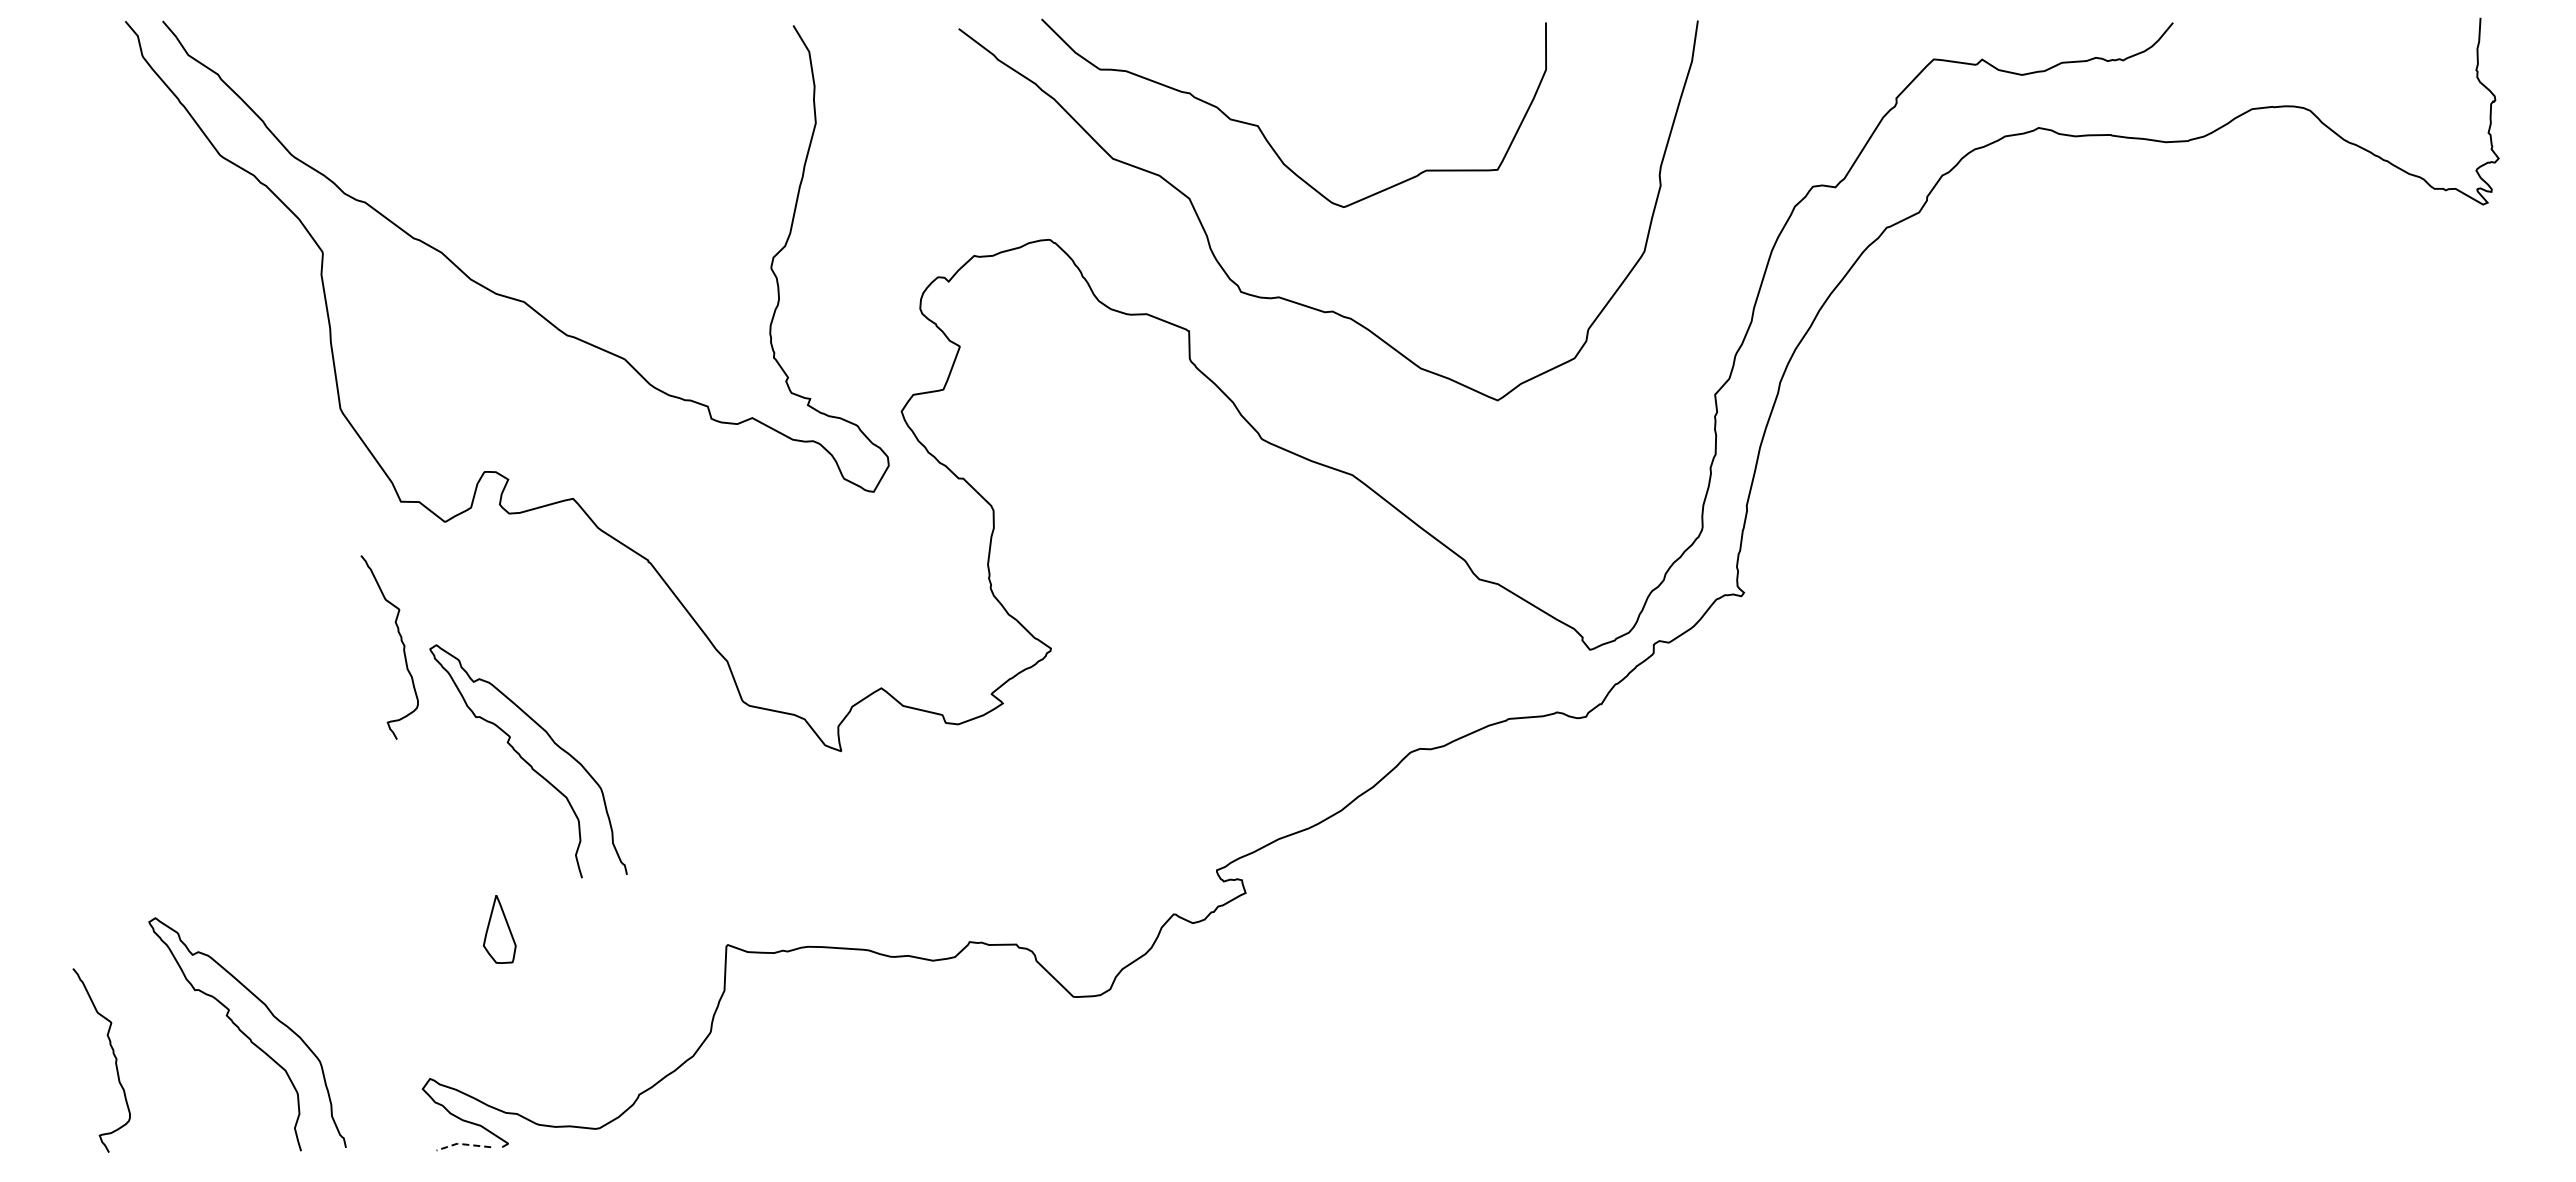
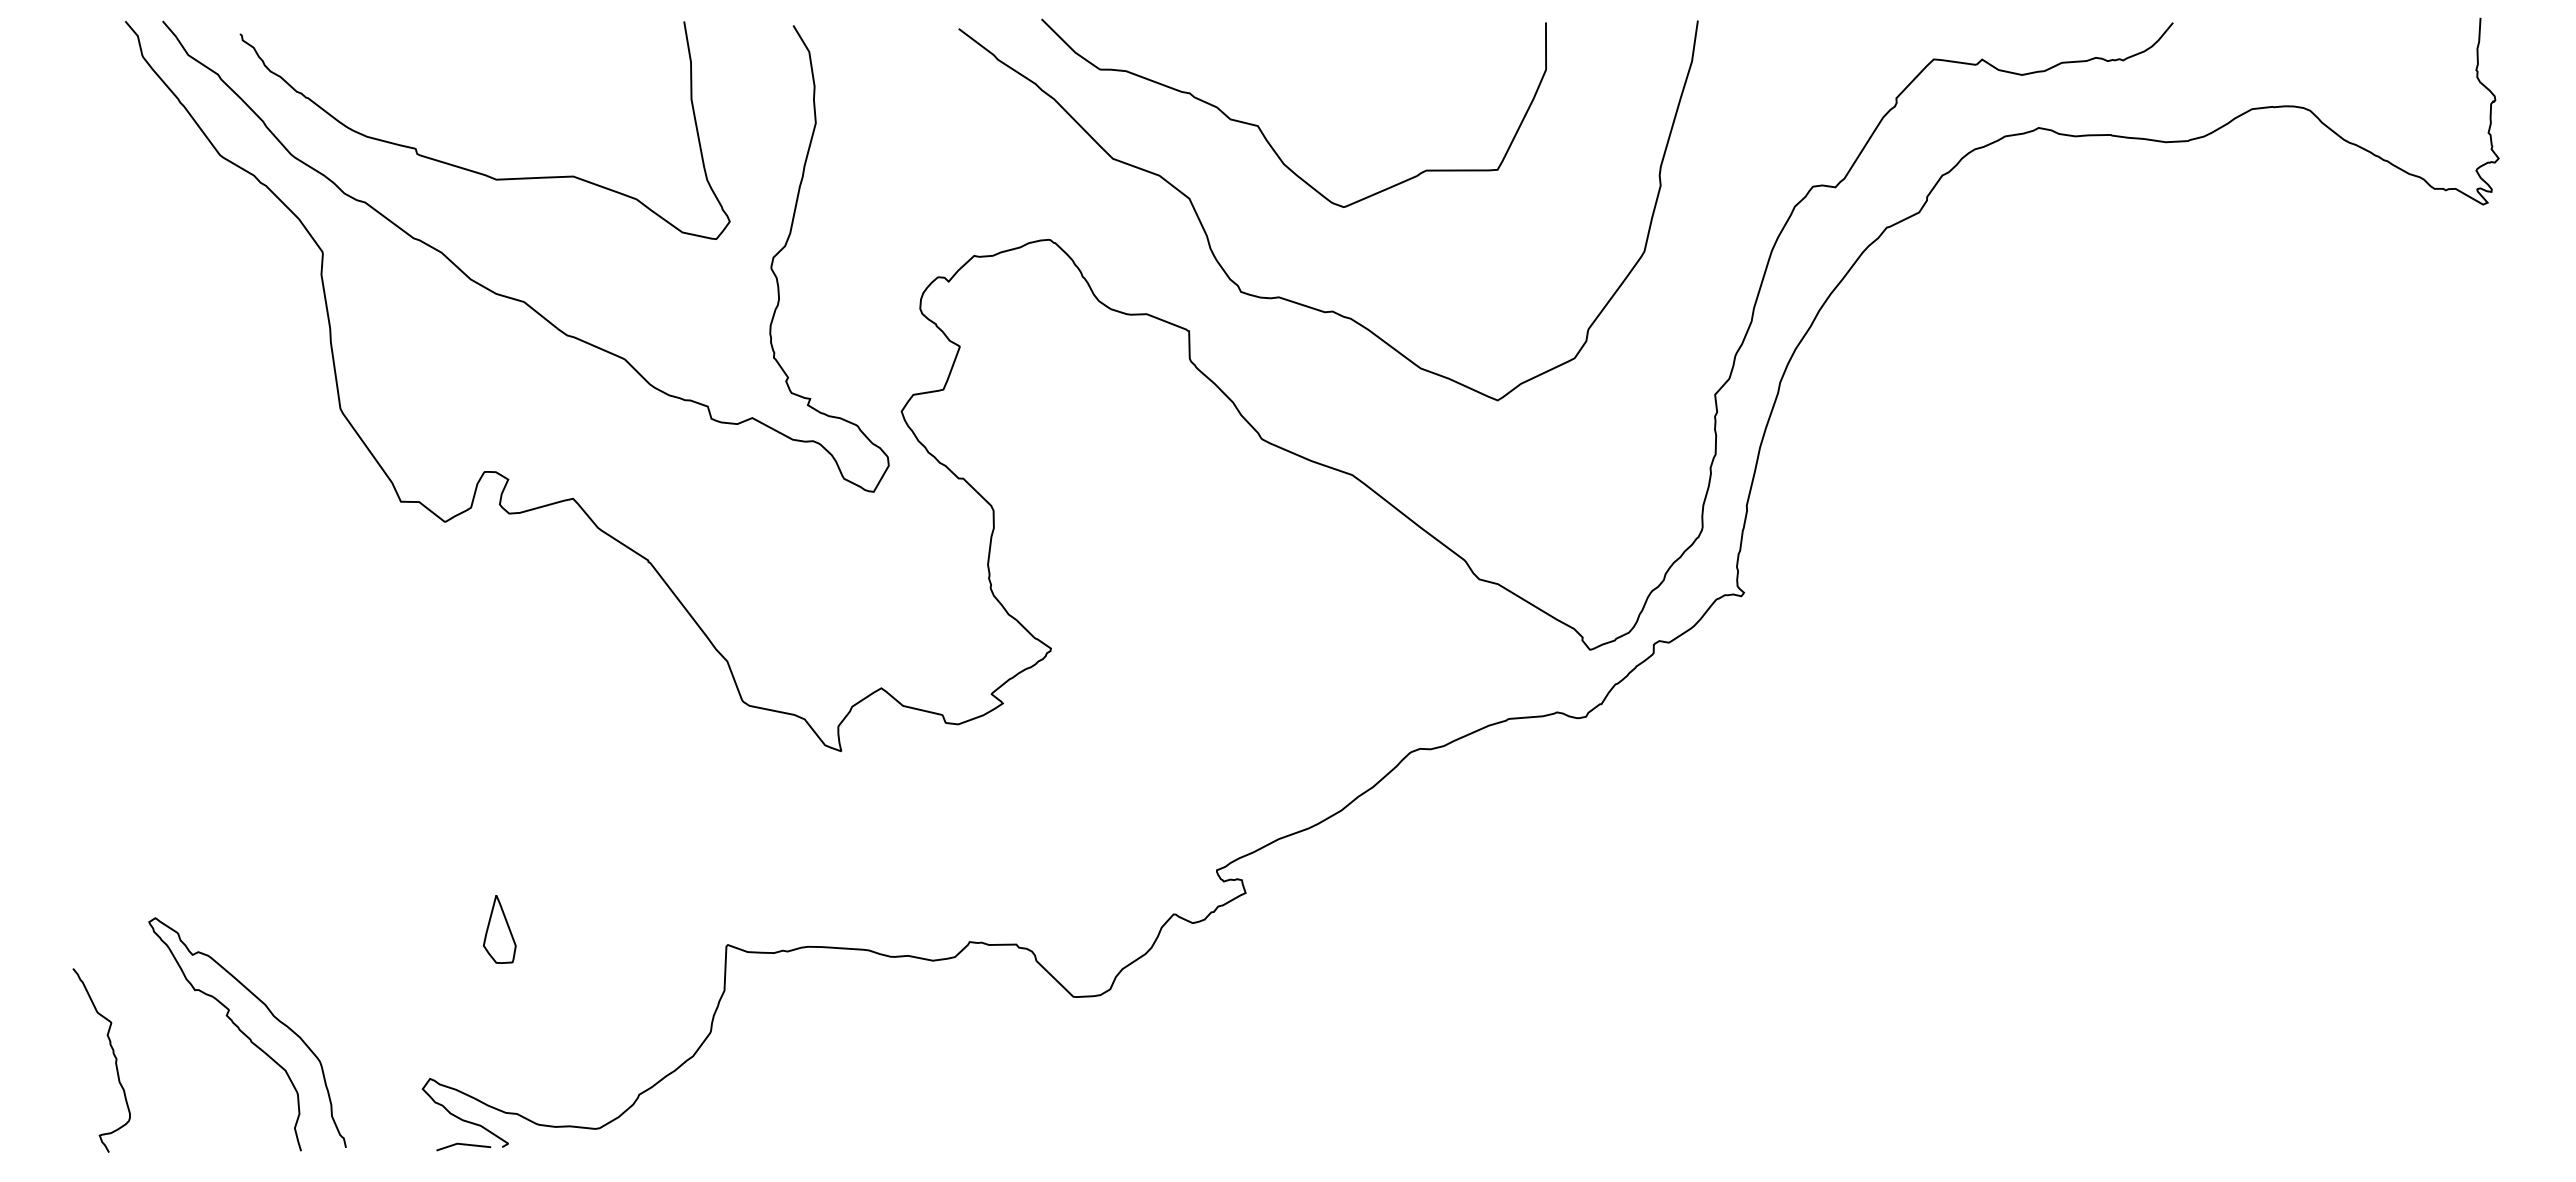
curve: none -> present (470, 169)
curve: present -> none (401, 642)
curve: present -> none (527, 761)
line: dashed -> solid (463, 1144)
